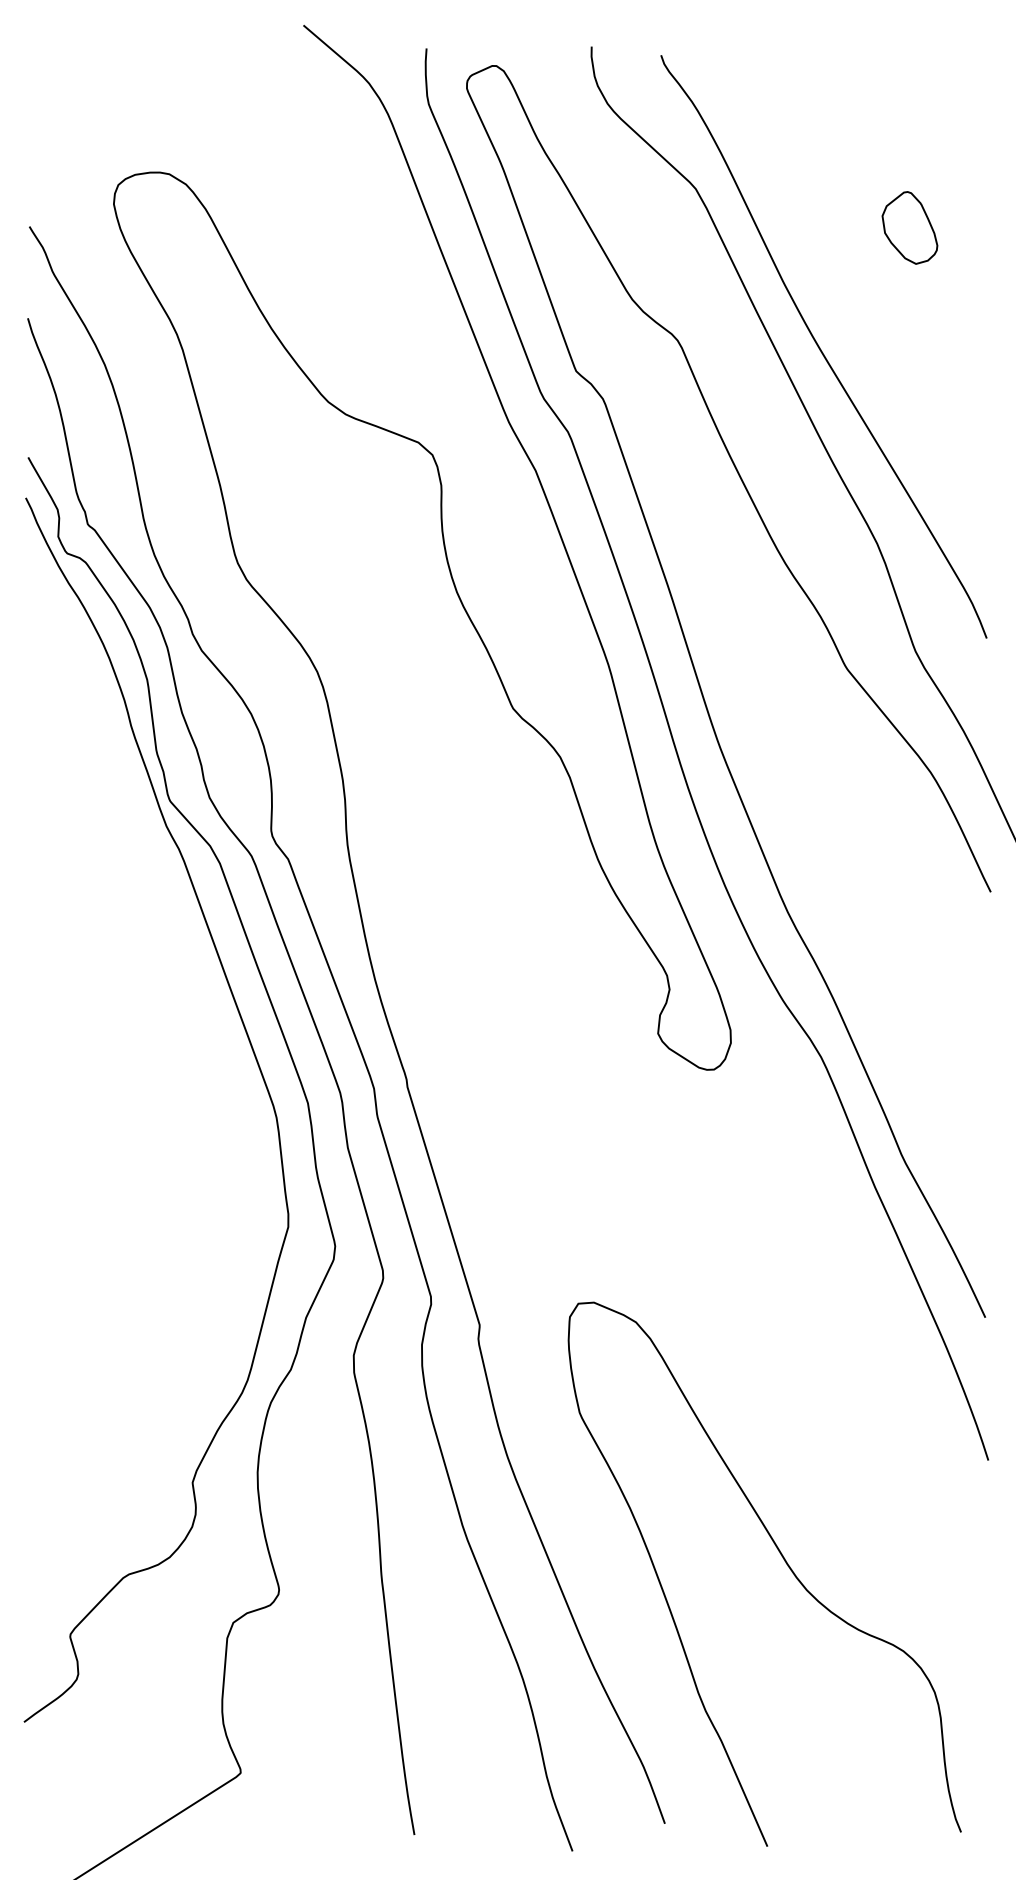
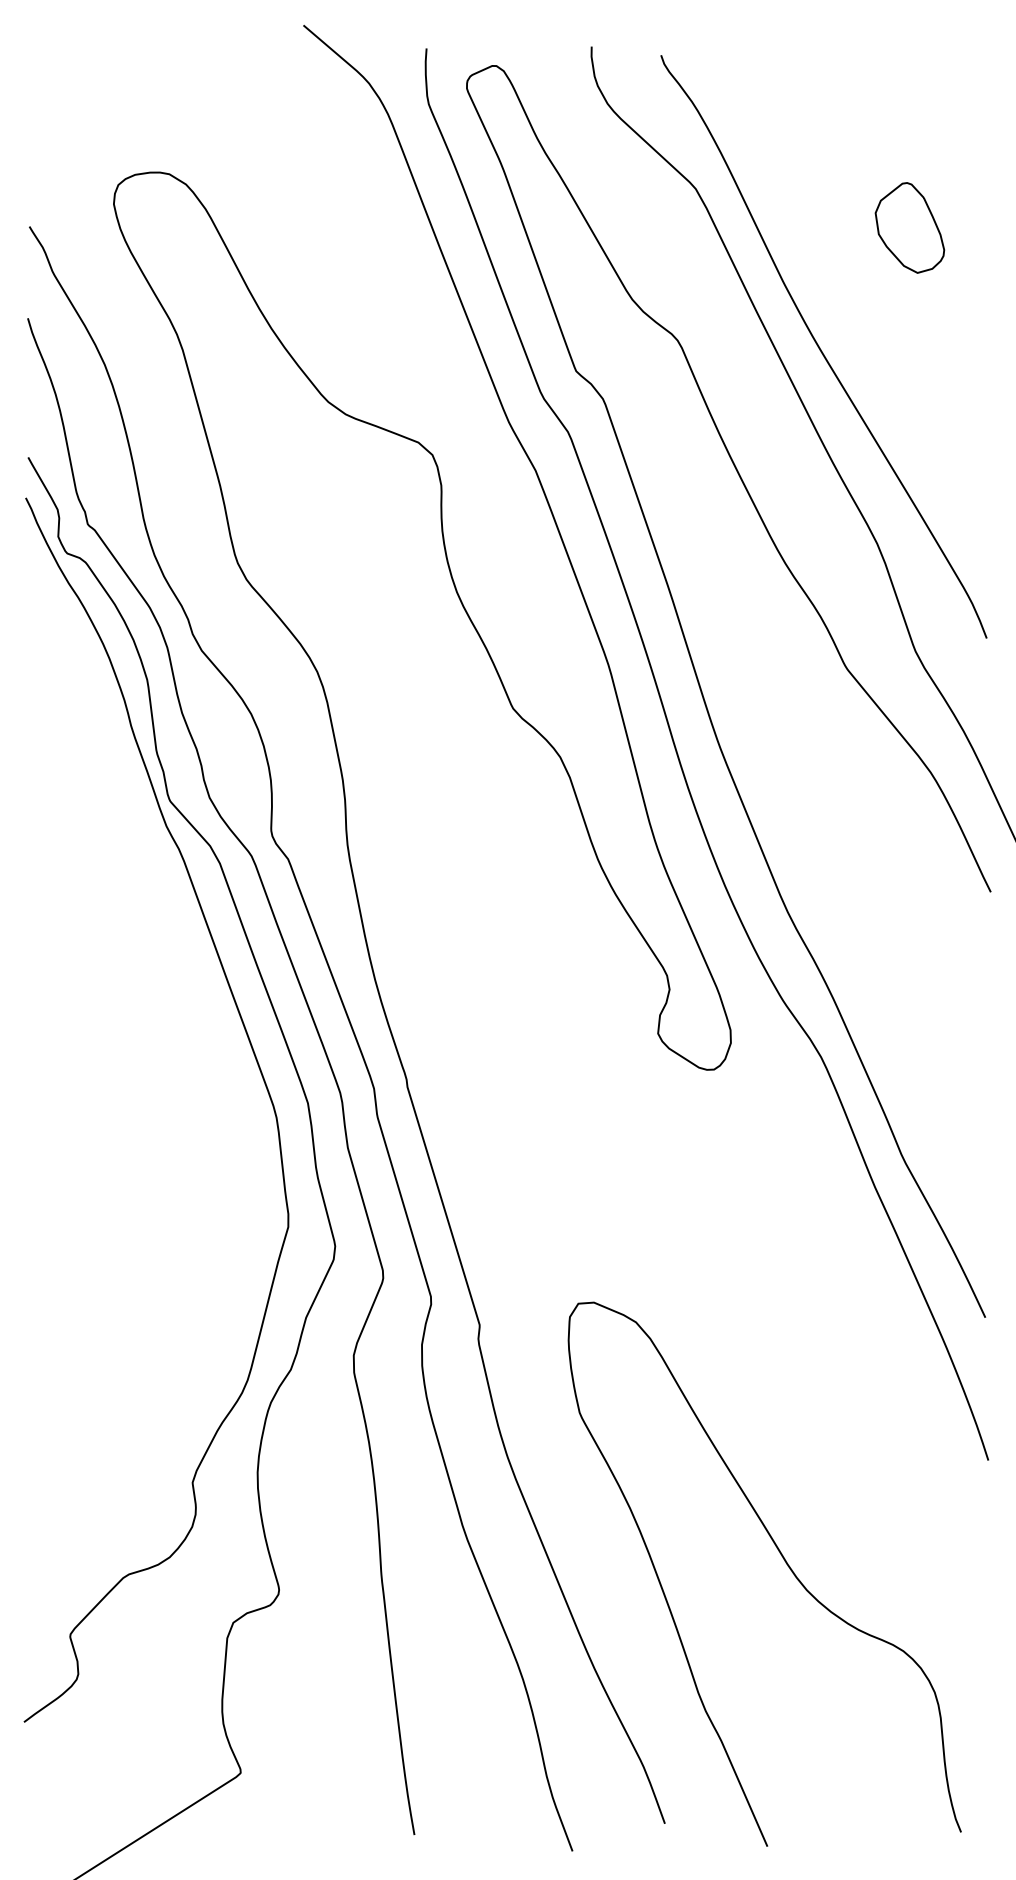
part size: 58x74 px -> 72x92 px (909, 227)
